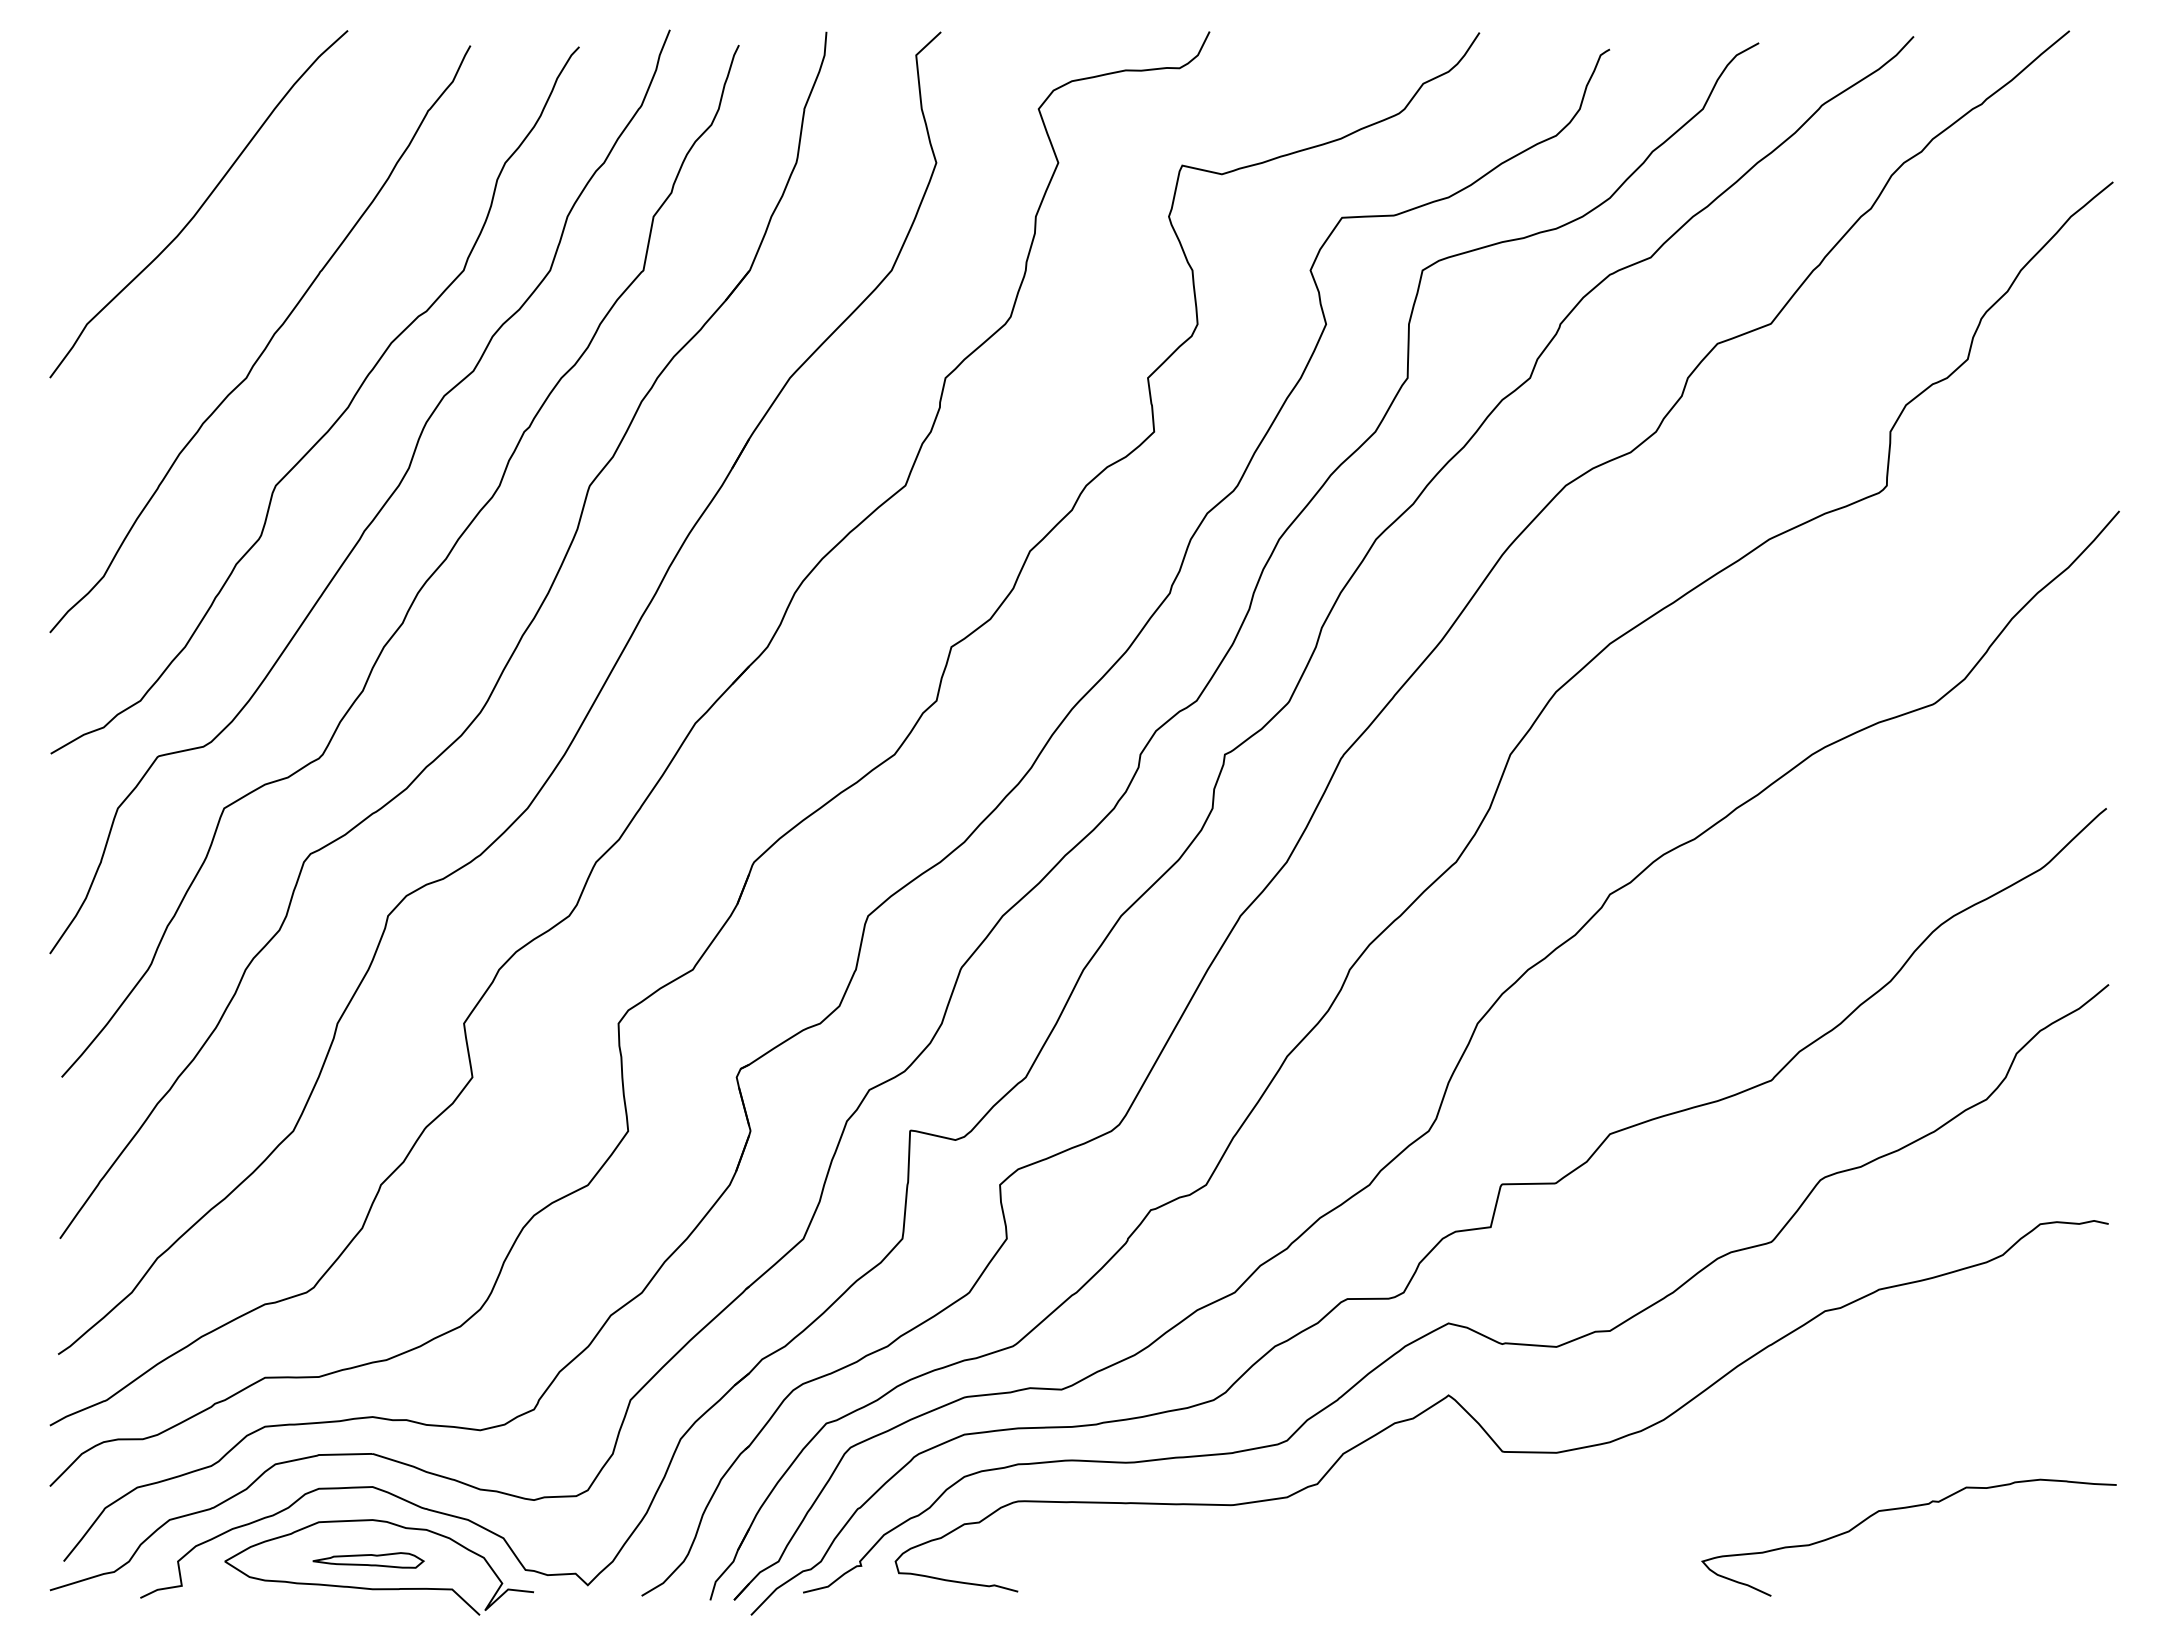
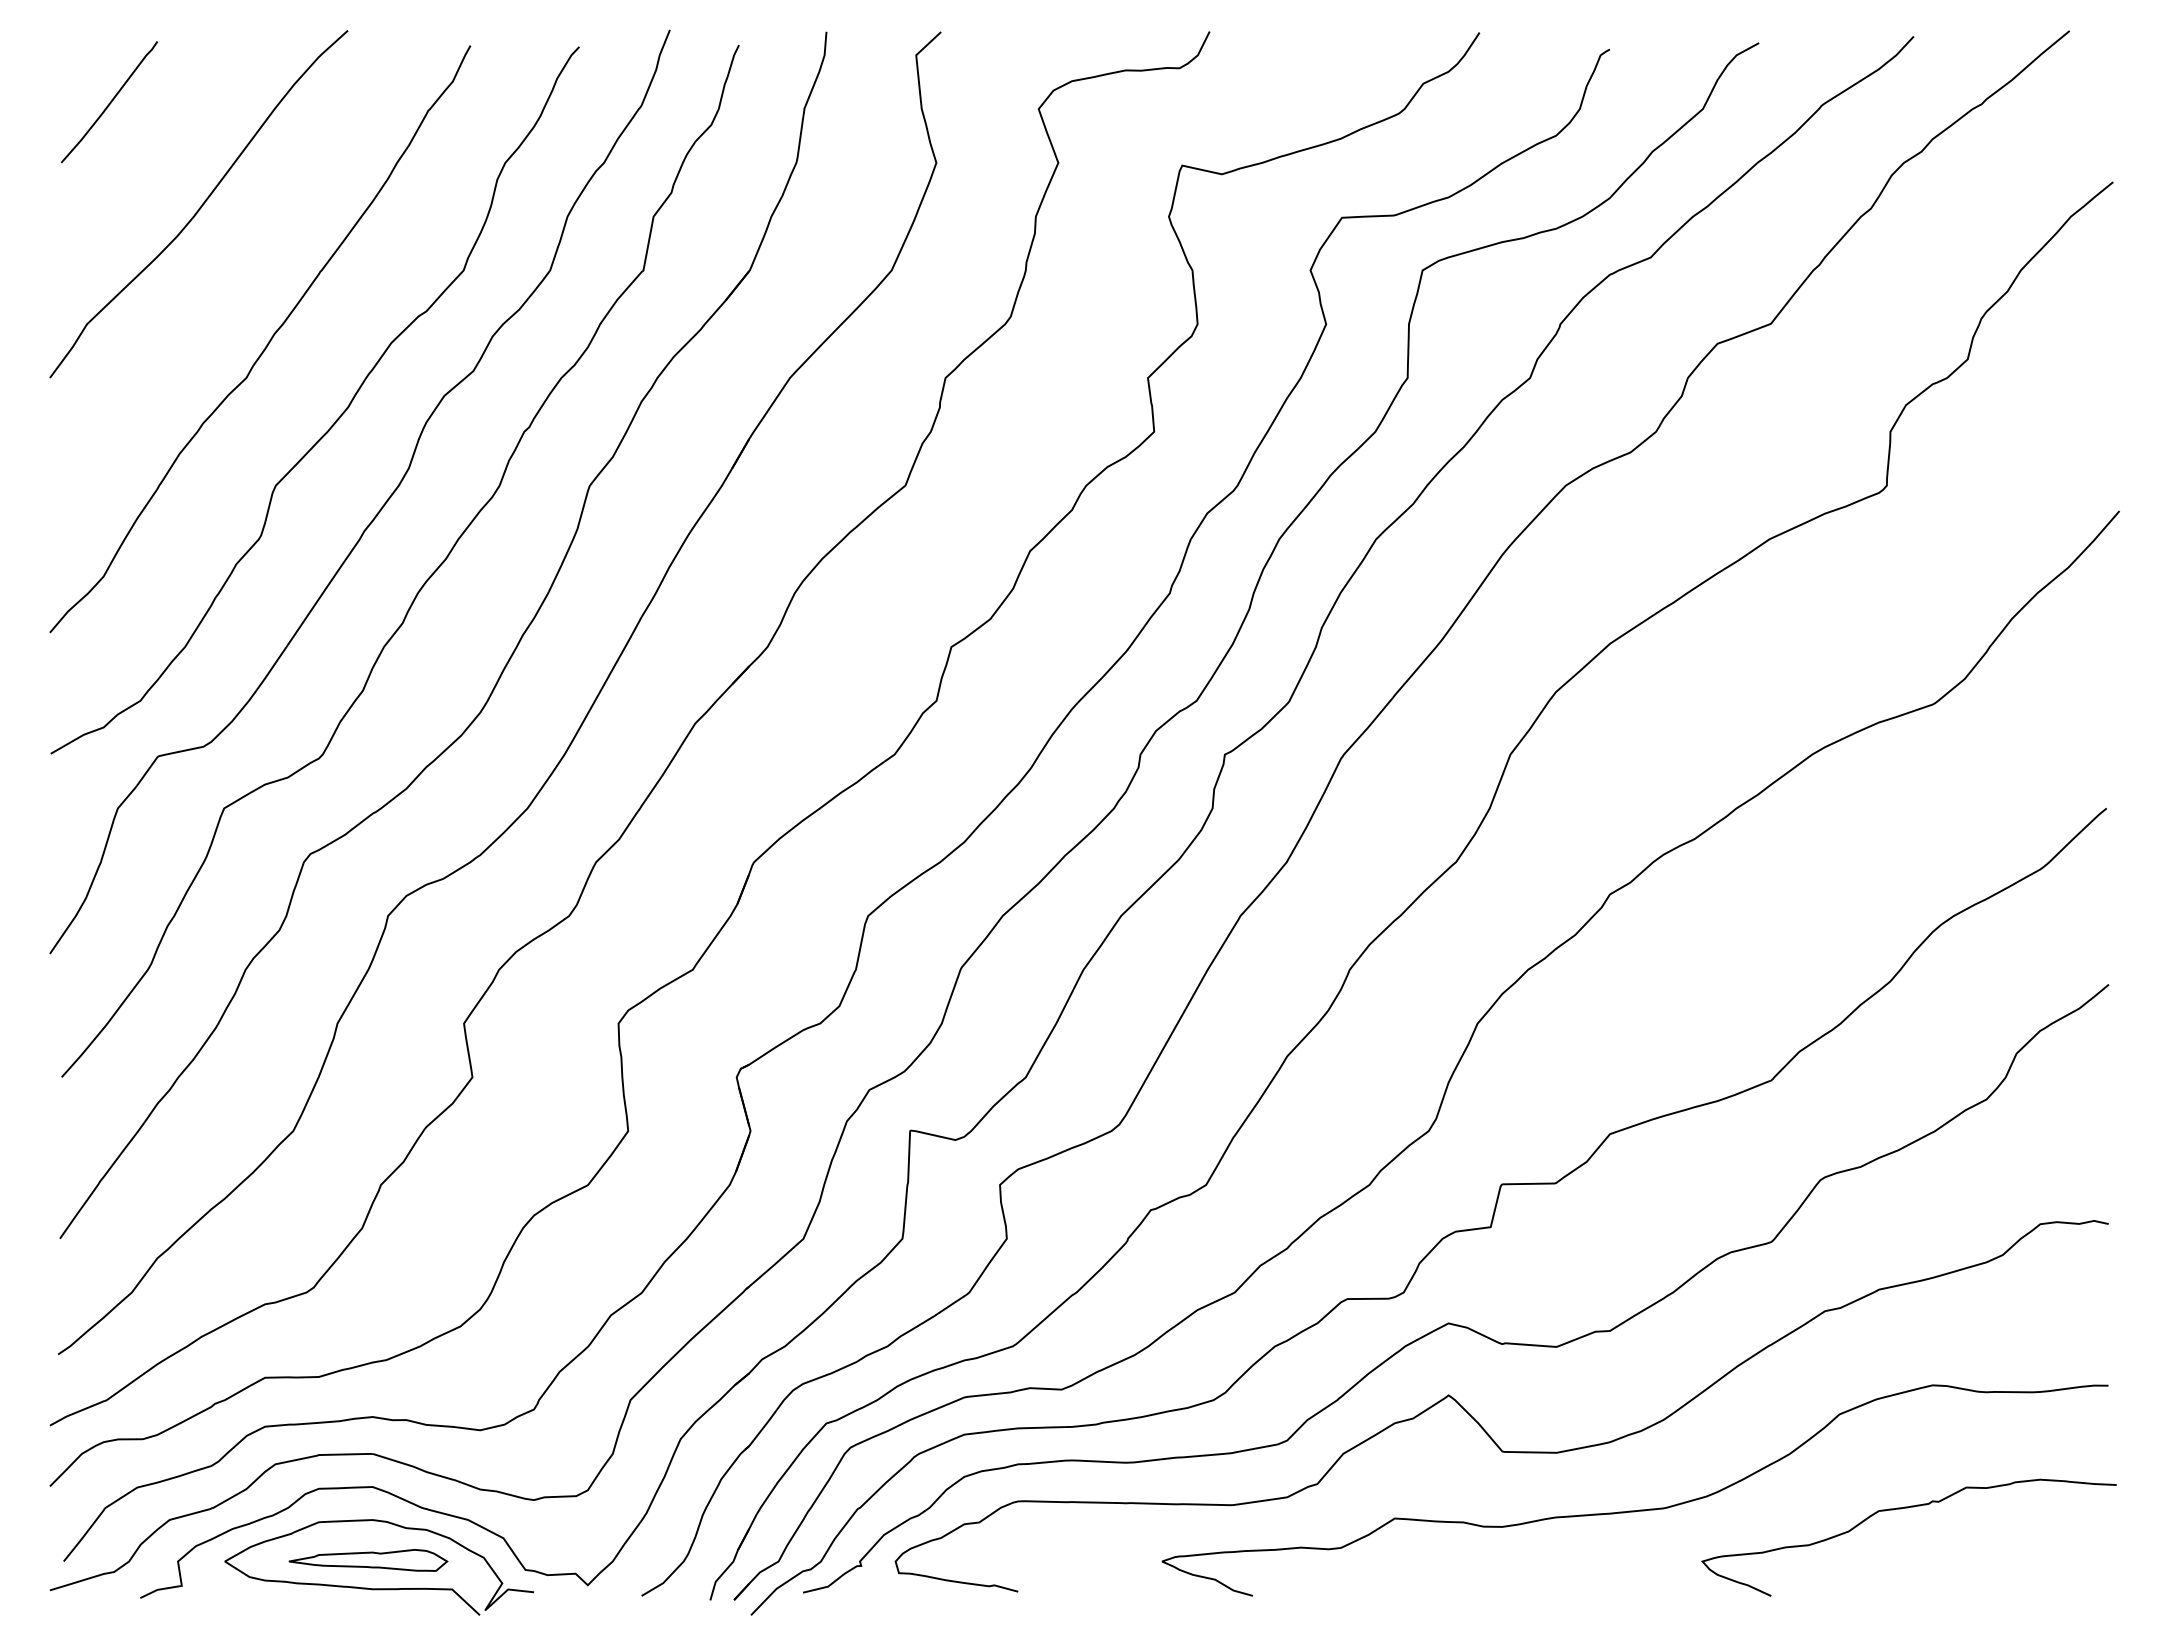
curve: none -> present (109, 102)
curve: none -> present (1639, 1509)
part size: 113x17 px -> 161x23 px (368, 1560)
